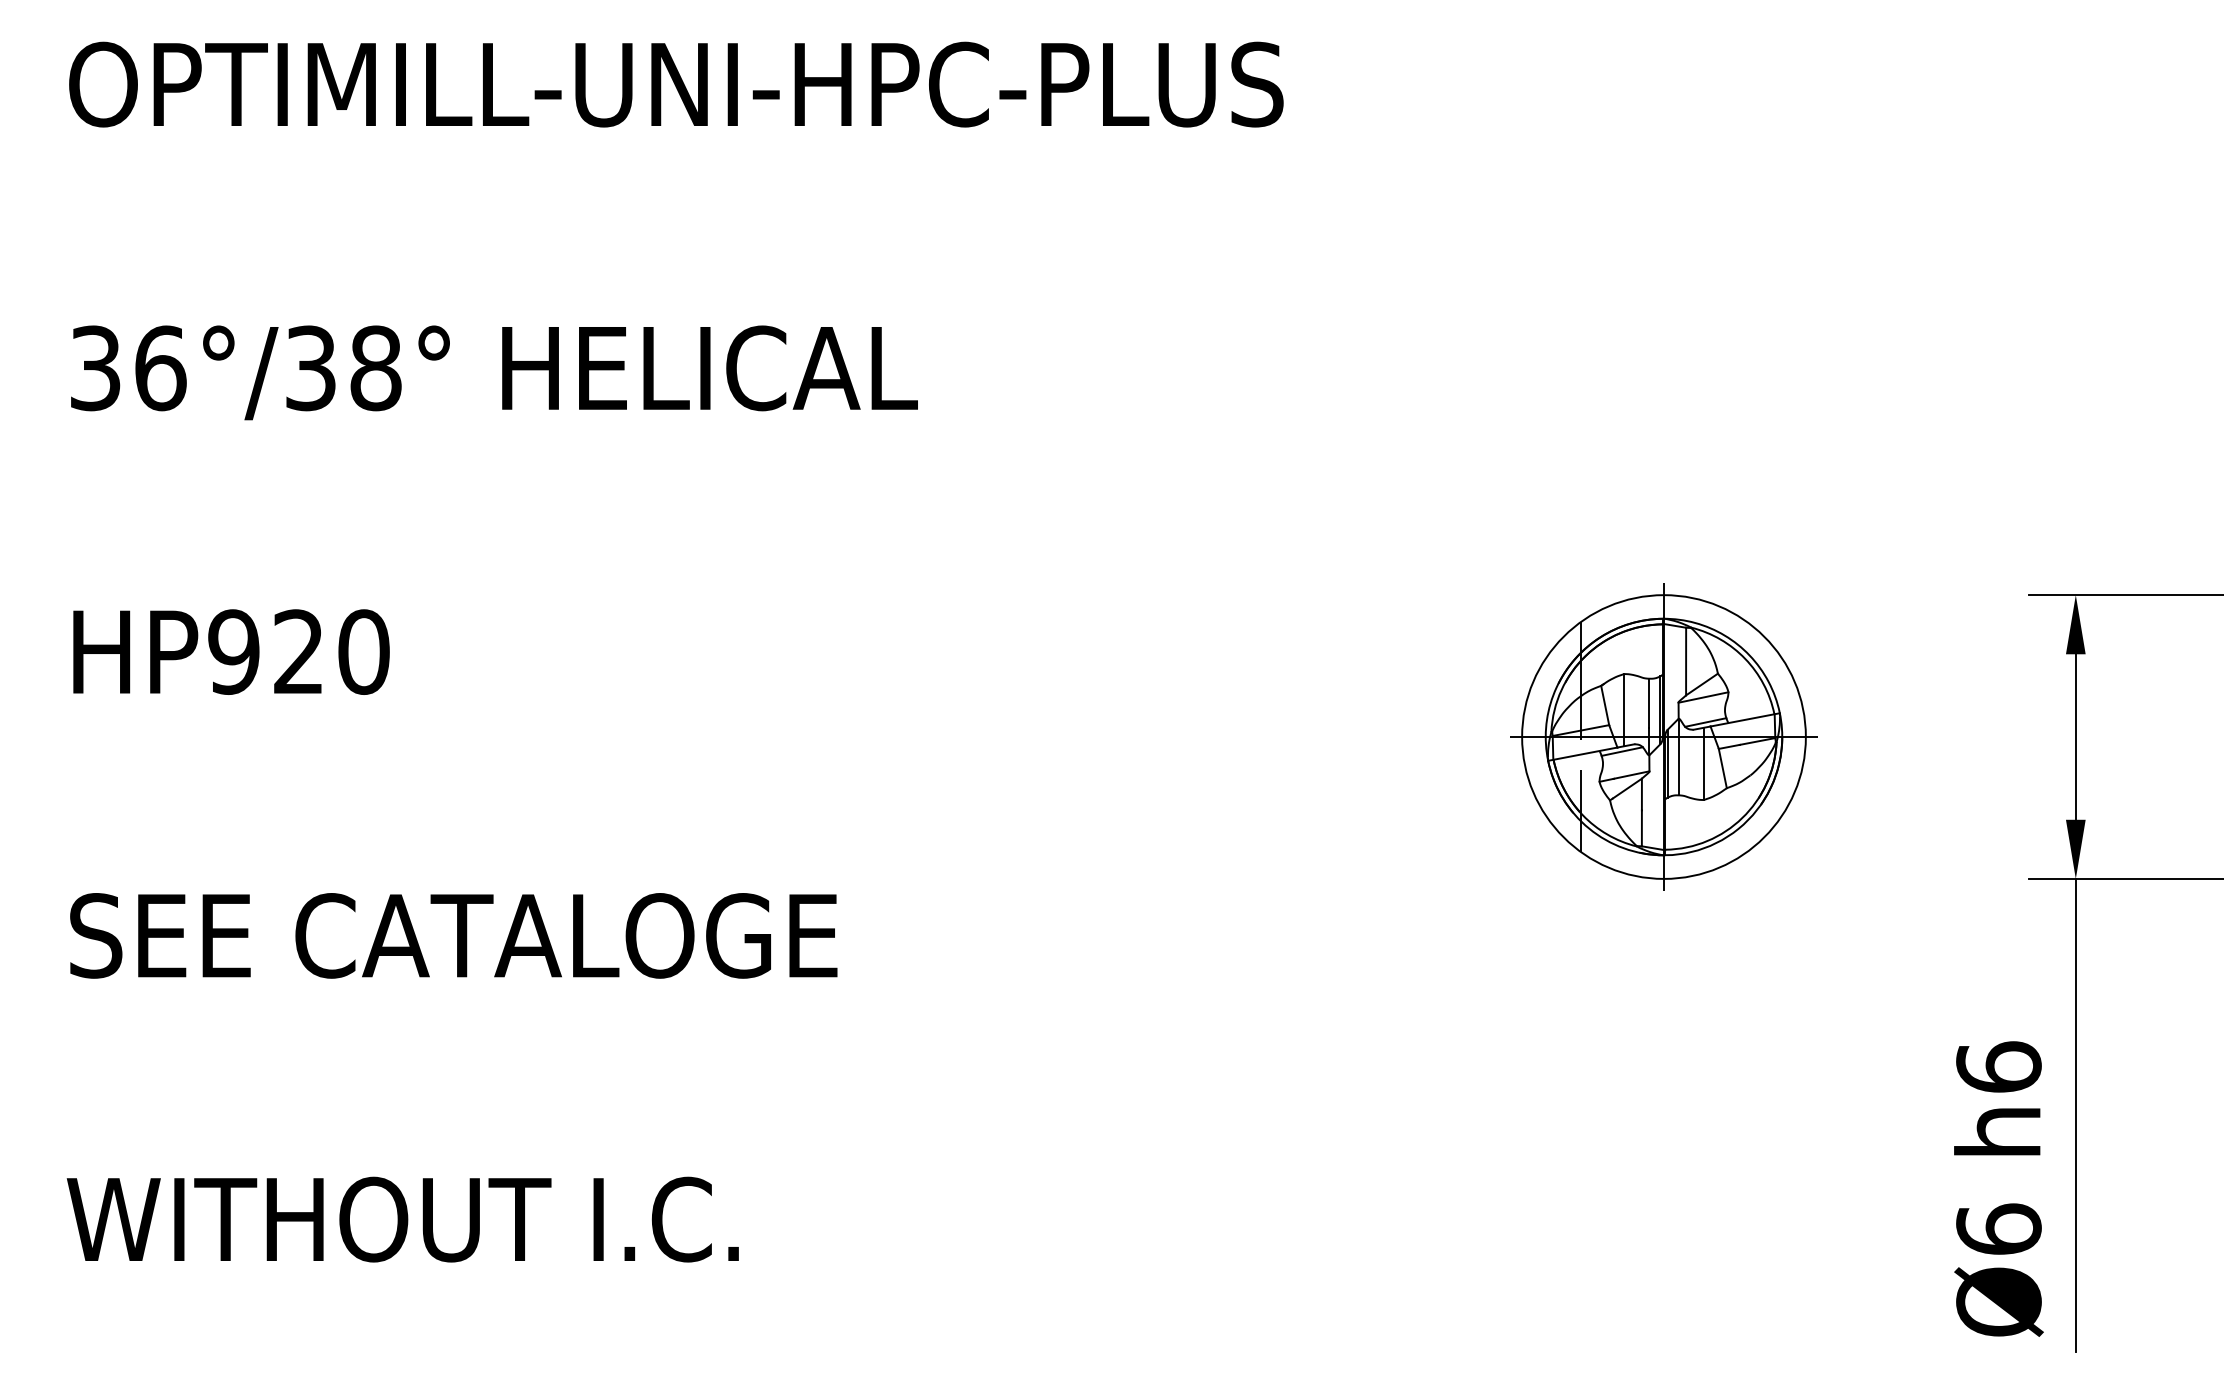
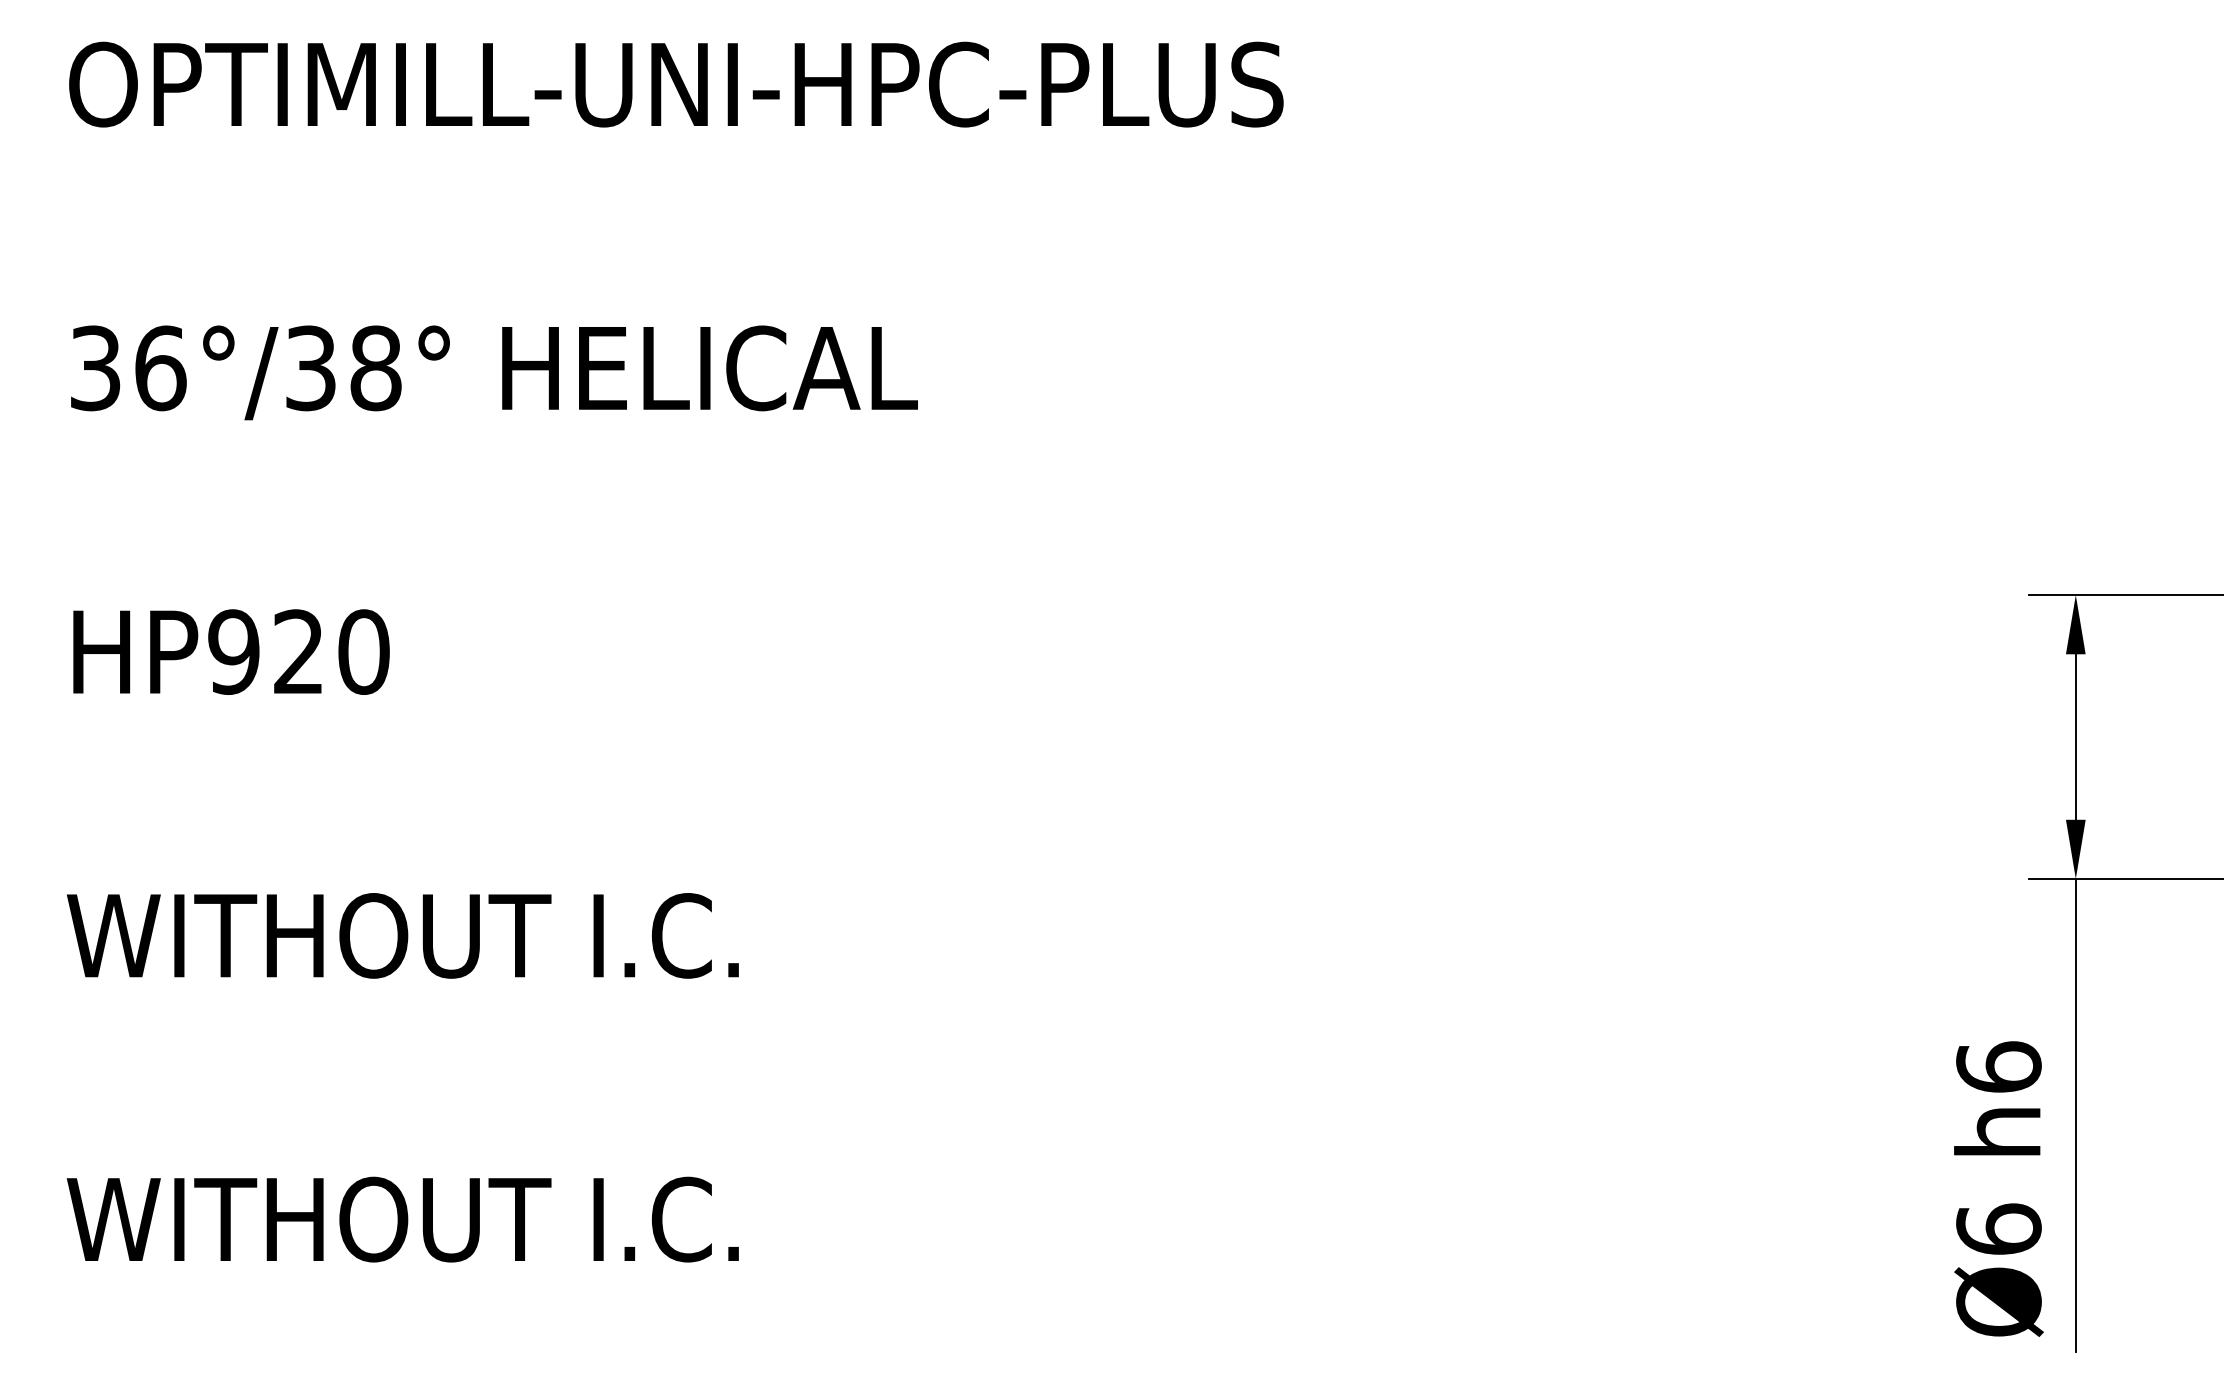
part: present -> none (1663, 736)
text: SEE CATALOGE -> WITHOUT I.C. (451, 935)
